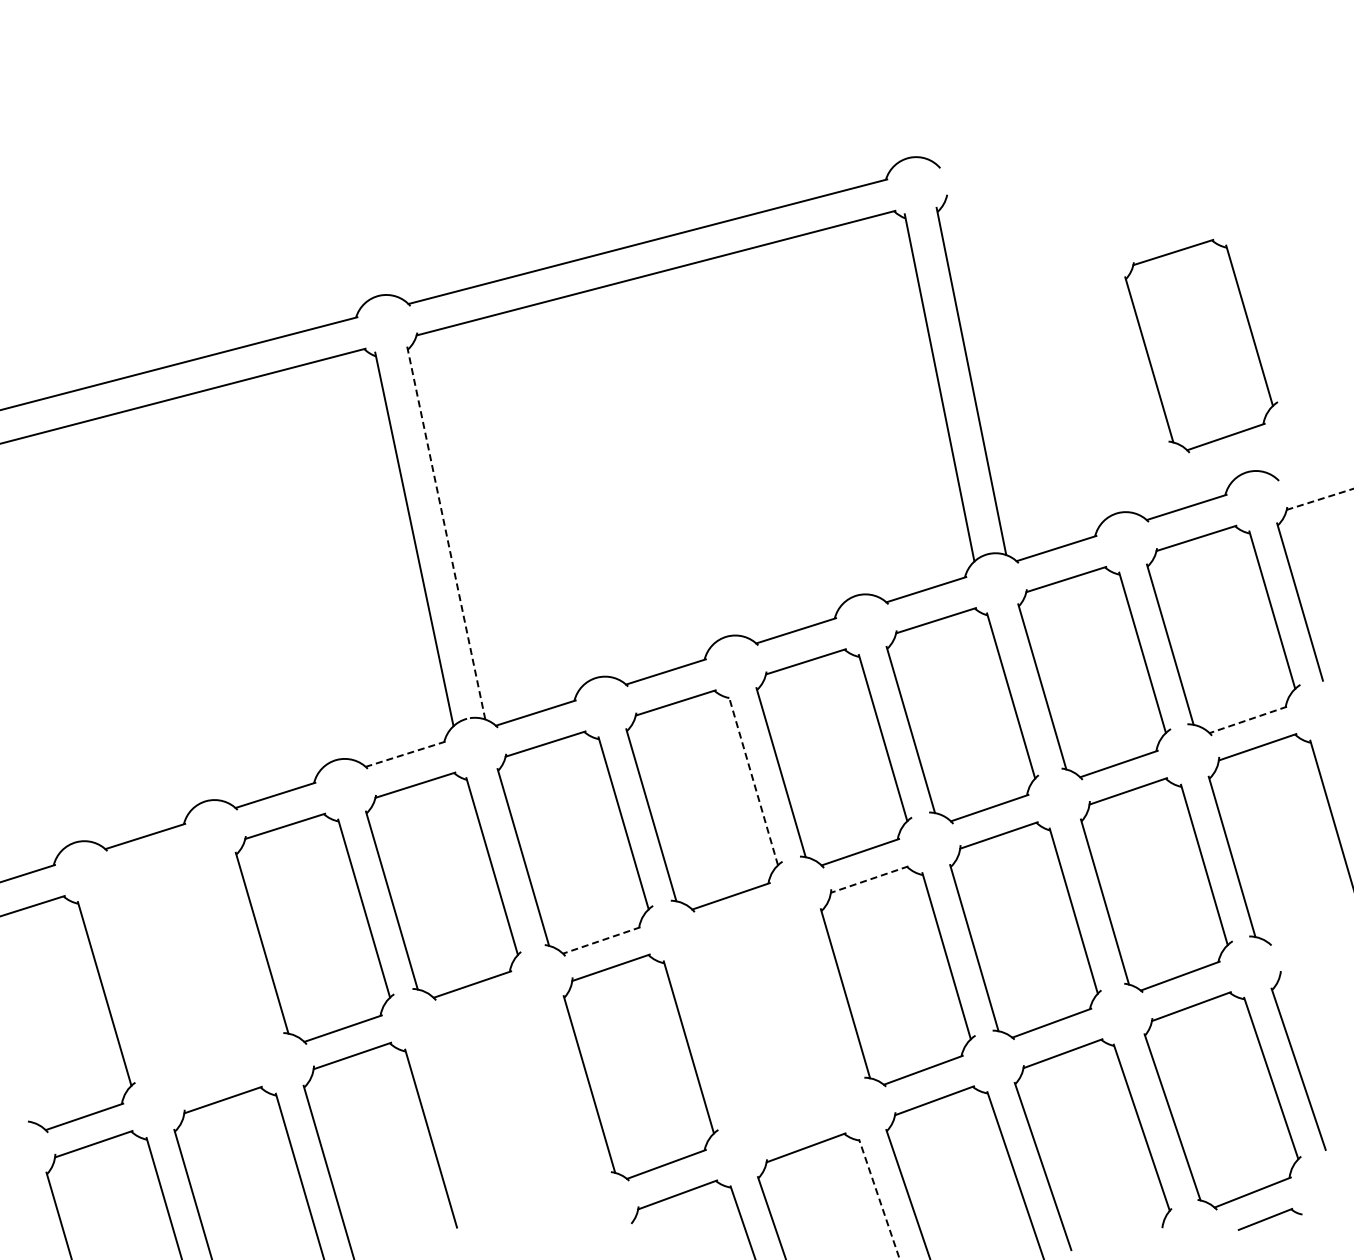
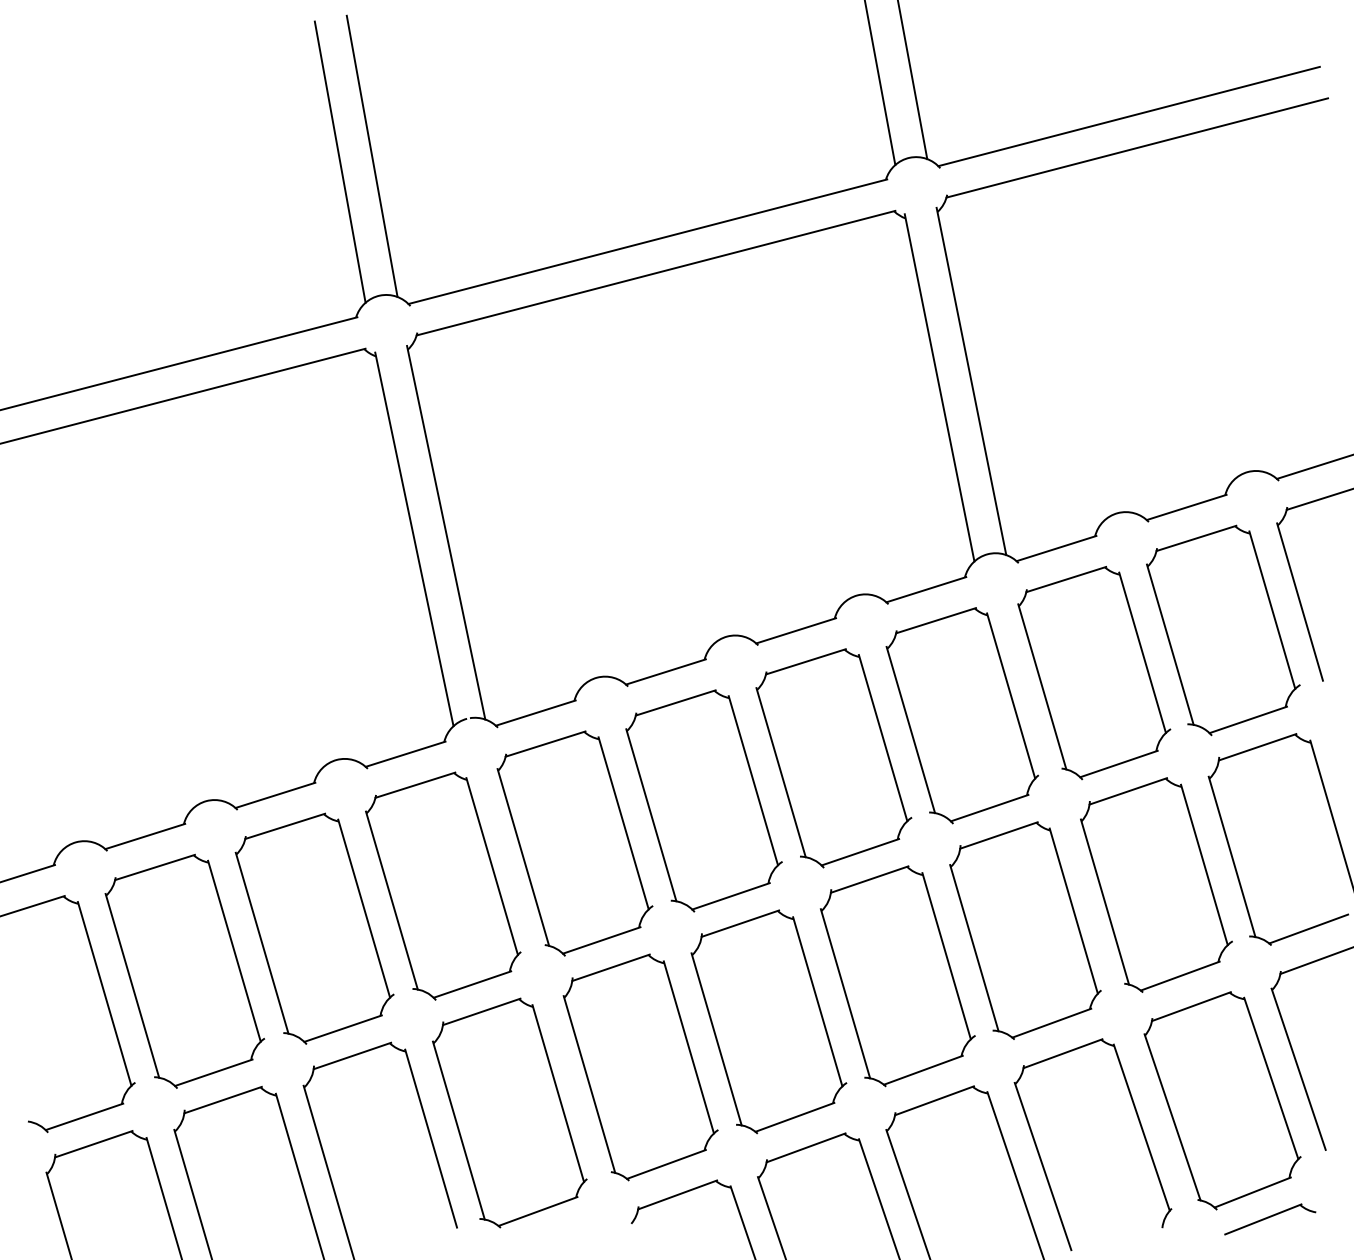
line: none -> present (912, 80)
line: none -> present (880, 83)
line: none -> present (1128, 116)
line: none -> present (1137, 147)
line: none -> present (371, 156)
line: none -> present (339, 161)
part: present -> none (1201, 346)
line: none -> present (1313, 466)
line: dashed -> solid (1319, 499)
line: dashed -> solid (446, 532)
line: dashed -> solid (1248, 719)
line: dashed -> solid (405, 754)
line: dashed -> solid (753, 780)
line: dashed -> solid (869, 879)
line: none -> present (1308, 928)
line: dashed -> solid (601, 940)
line: none -> present (1315, 961)
part: none -> present (184, 970)
part: none -> present (768, 1021)
part: none -> present (509, 1112)
line: dashed -> solid (879, 1198)
part size: 66x24 px -> 93x33 px (1270, 1219)
